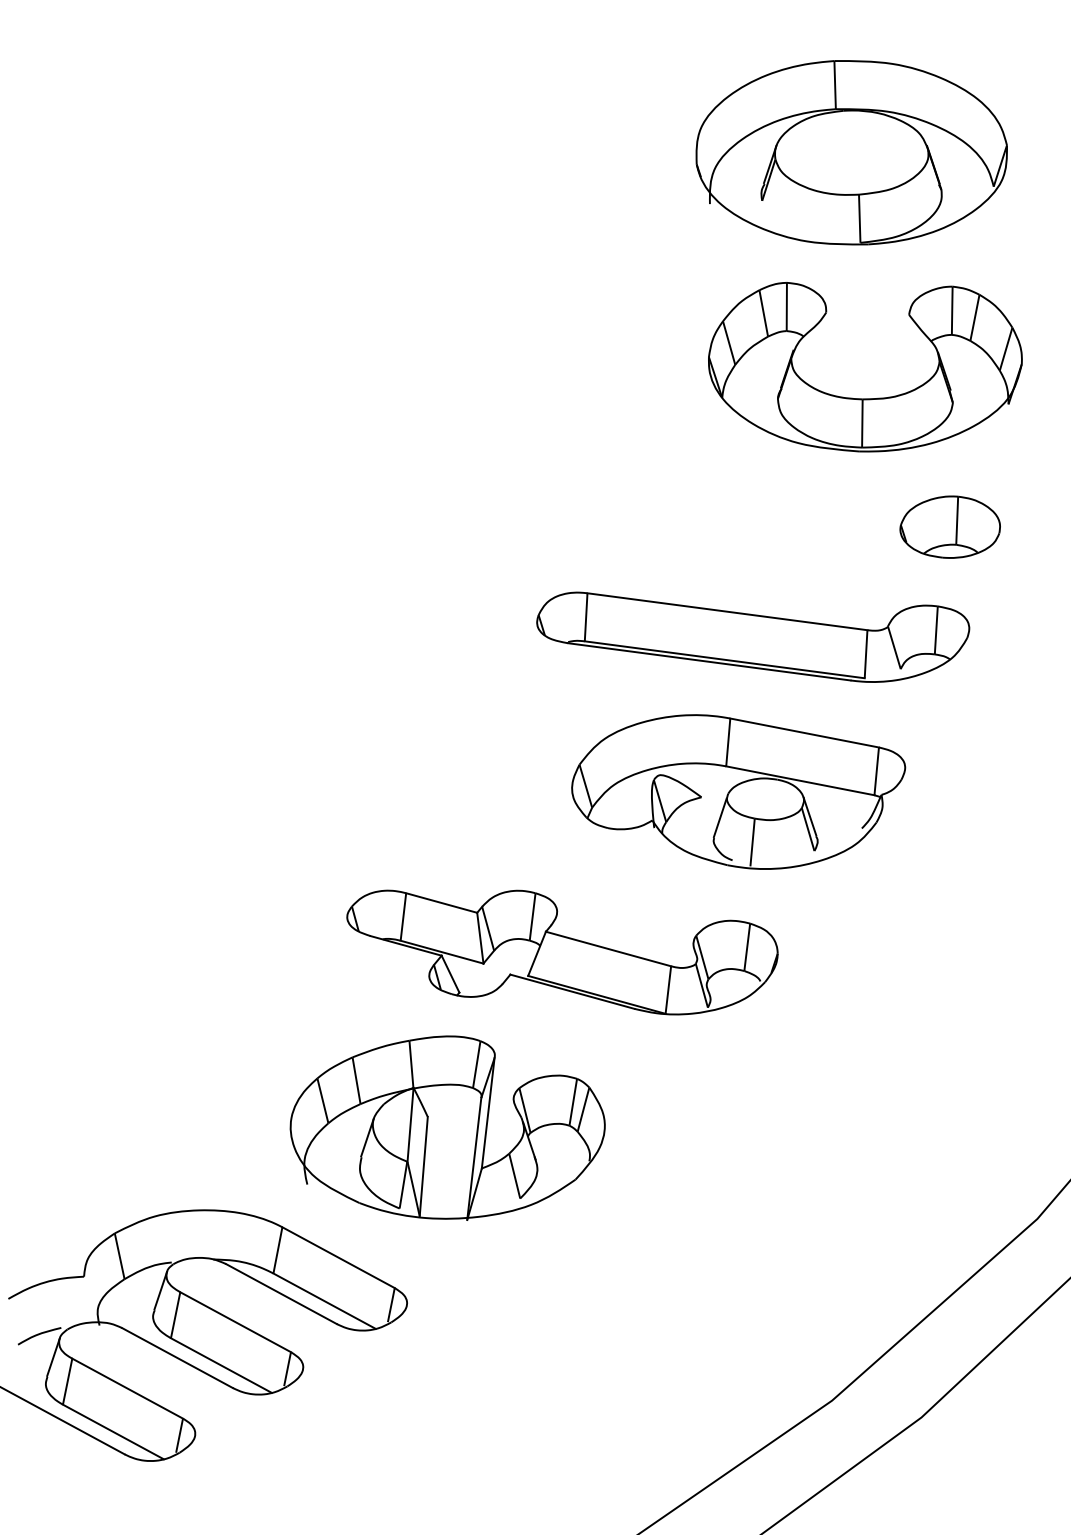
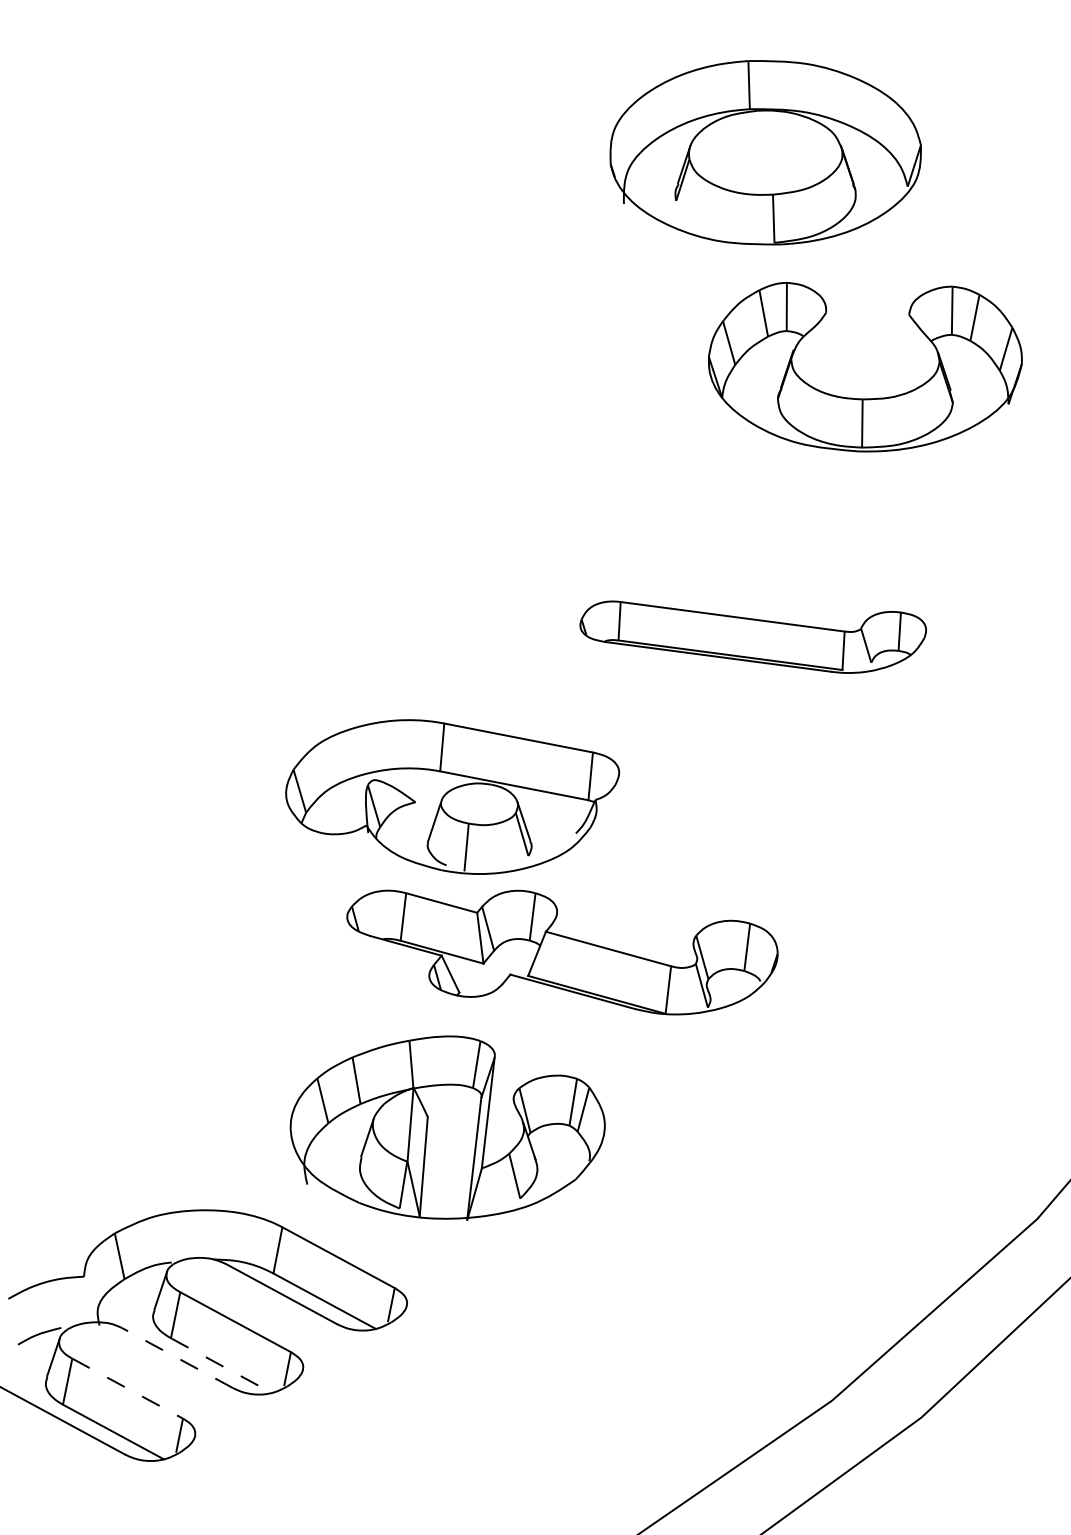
part position: (851, 152) -> (765, 152) (765, 152)
part: present -> none (949, 526)
part size: 435x92 px -> 348x74 px (752, 636)
part position: (738, 791) -> (452, 796) (452, 796)
line: solid -> dashed (177, 1358)
line: solid -> dashed (221, 1365)
line: solid -> dashed (127, 1388)
